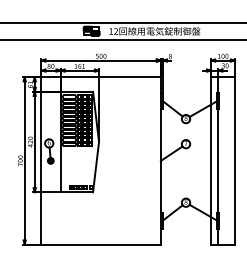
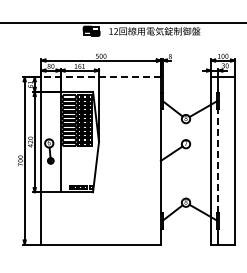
line: present -> none (122, 39)
line: solid -> dashed (101, 77)
line: solid -> dashed (218, 160)
